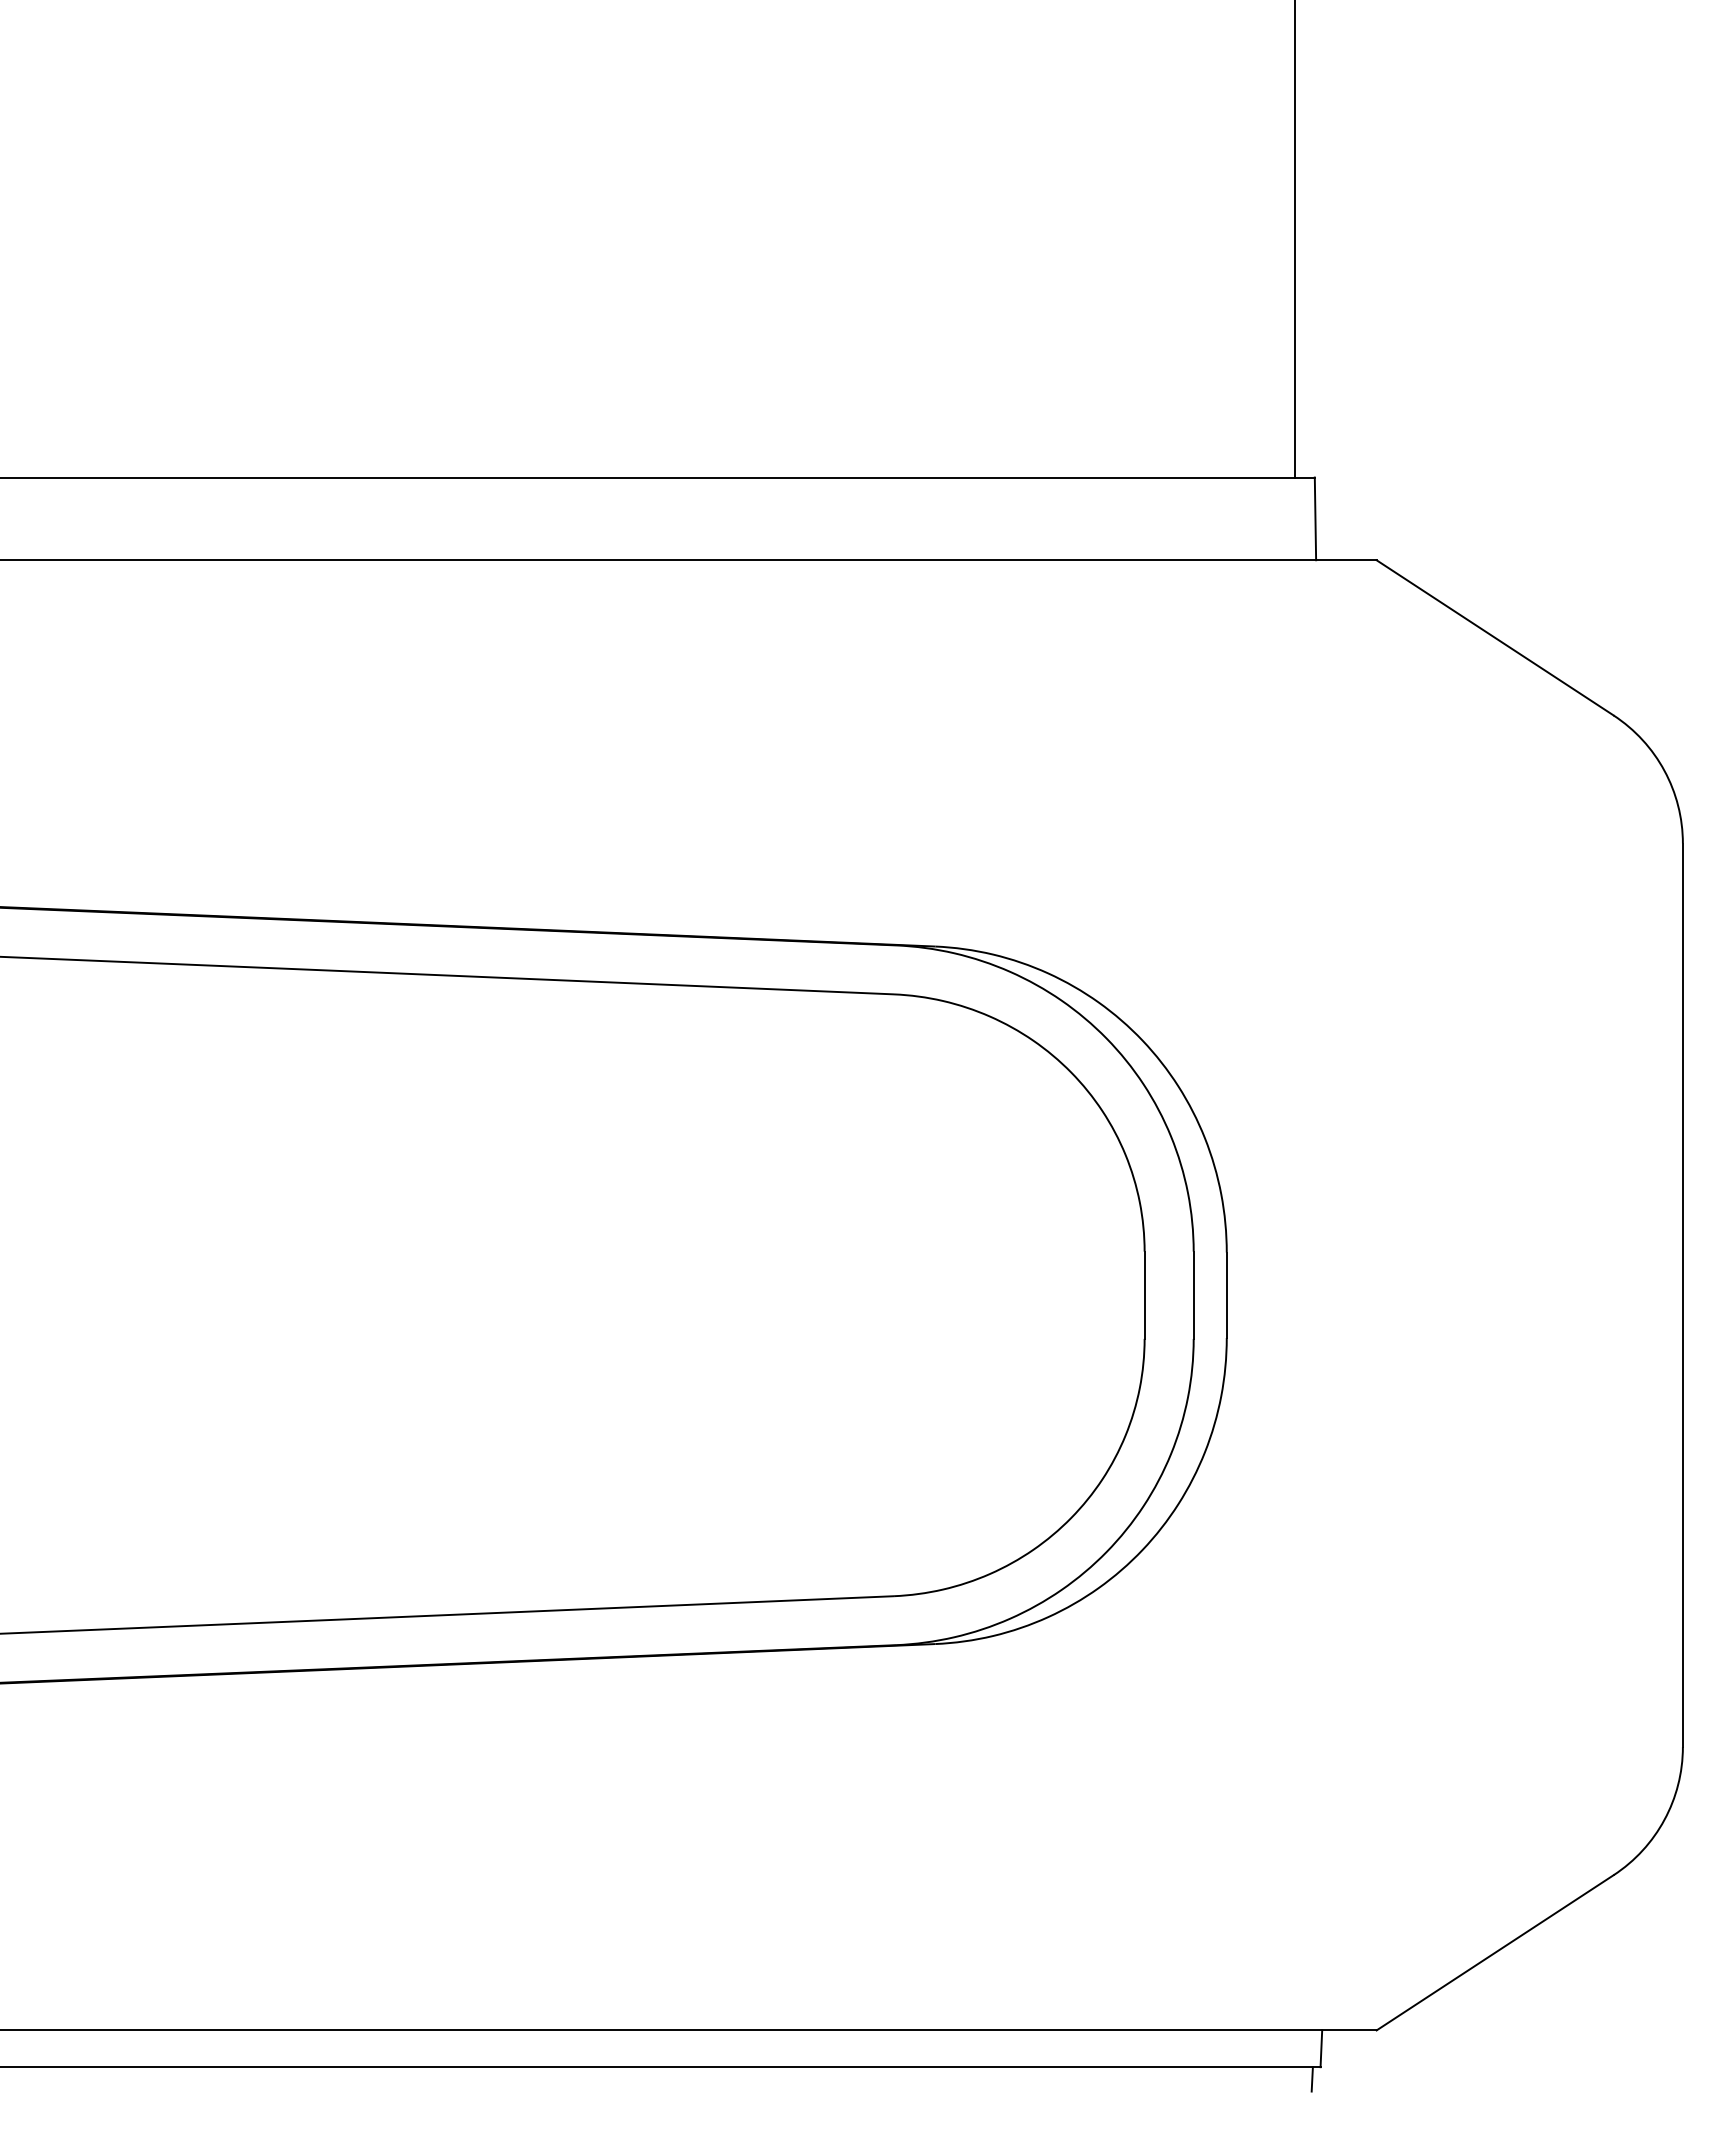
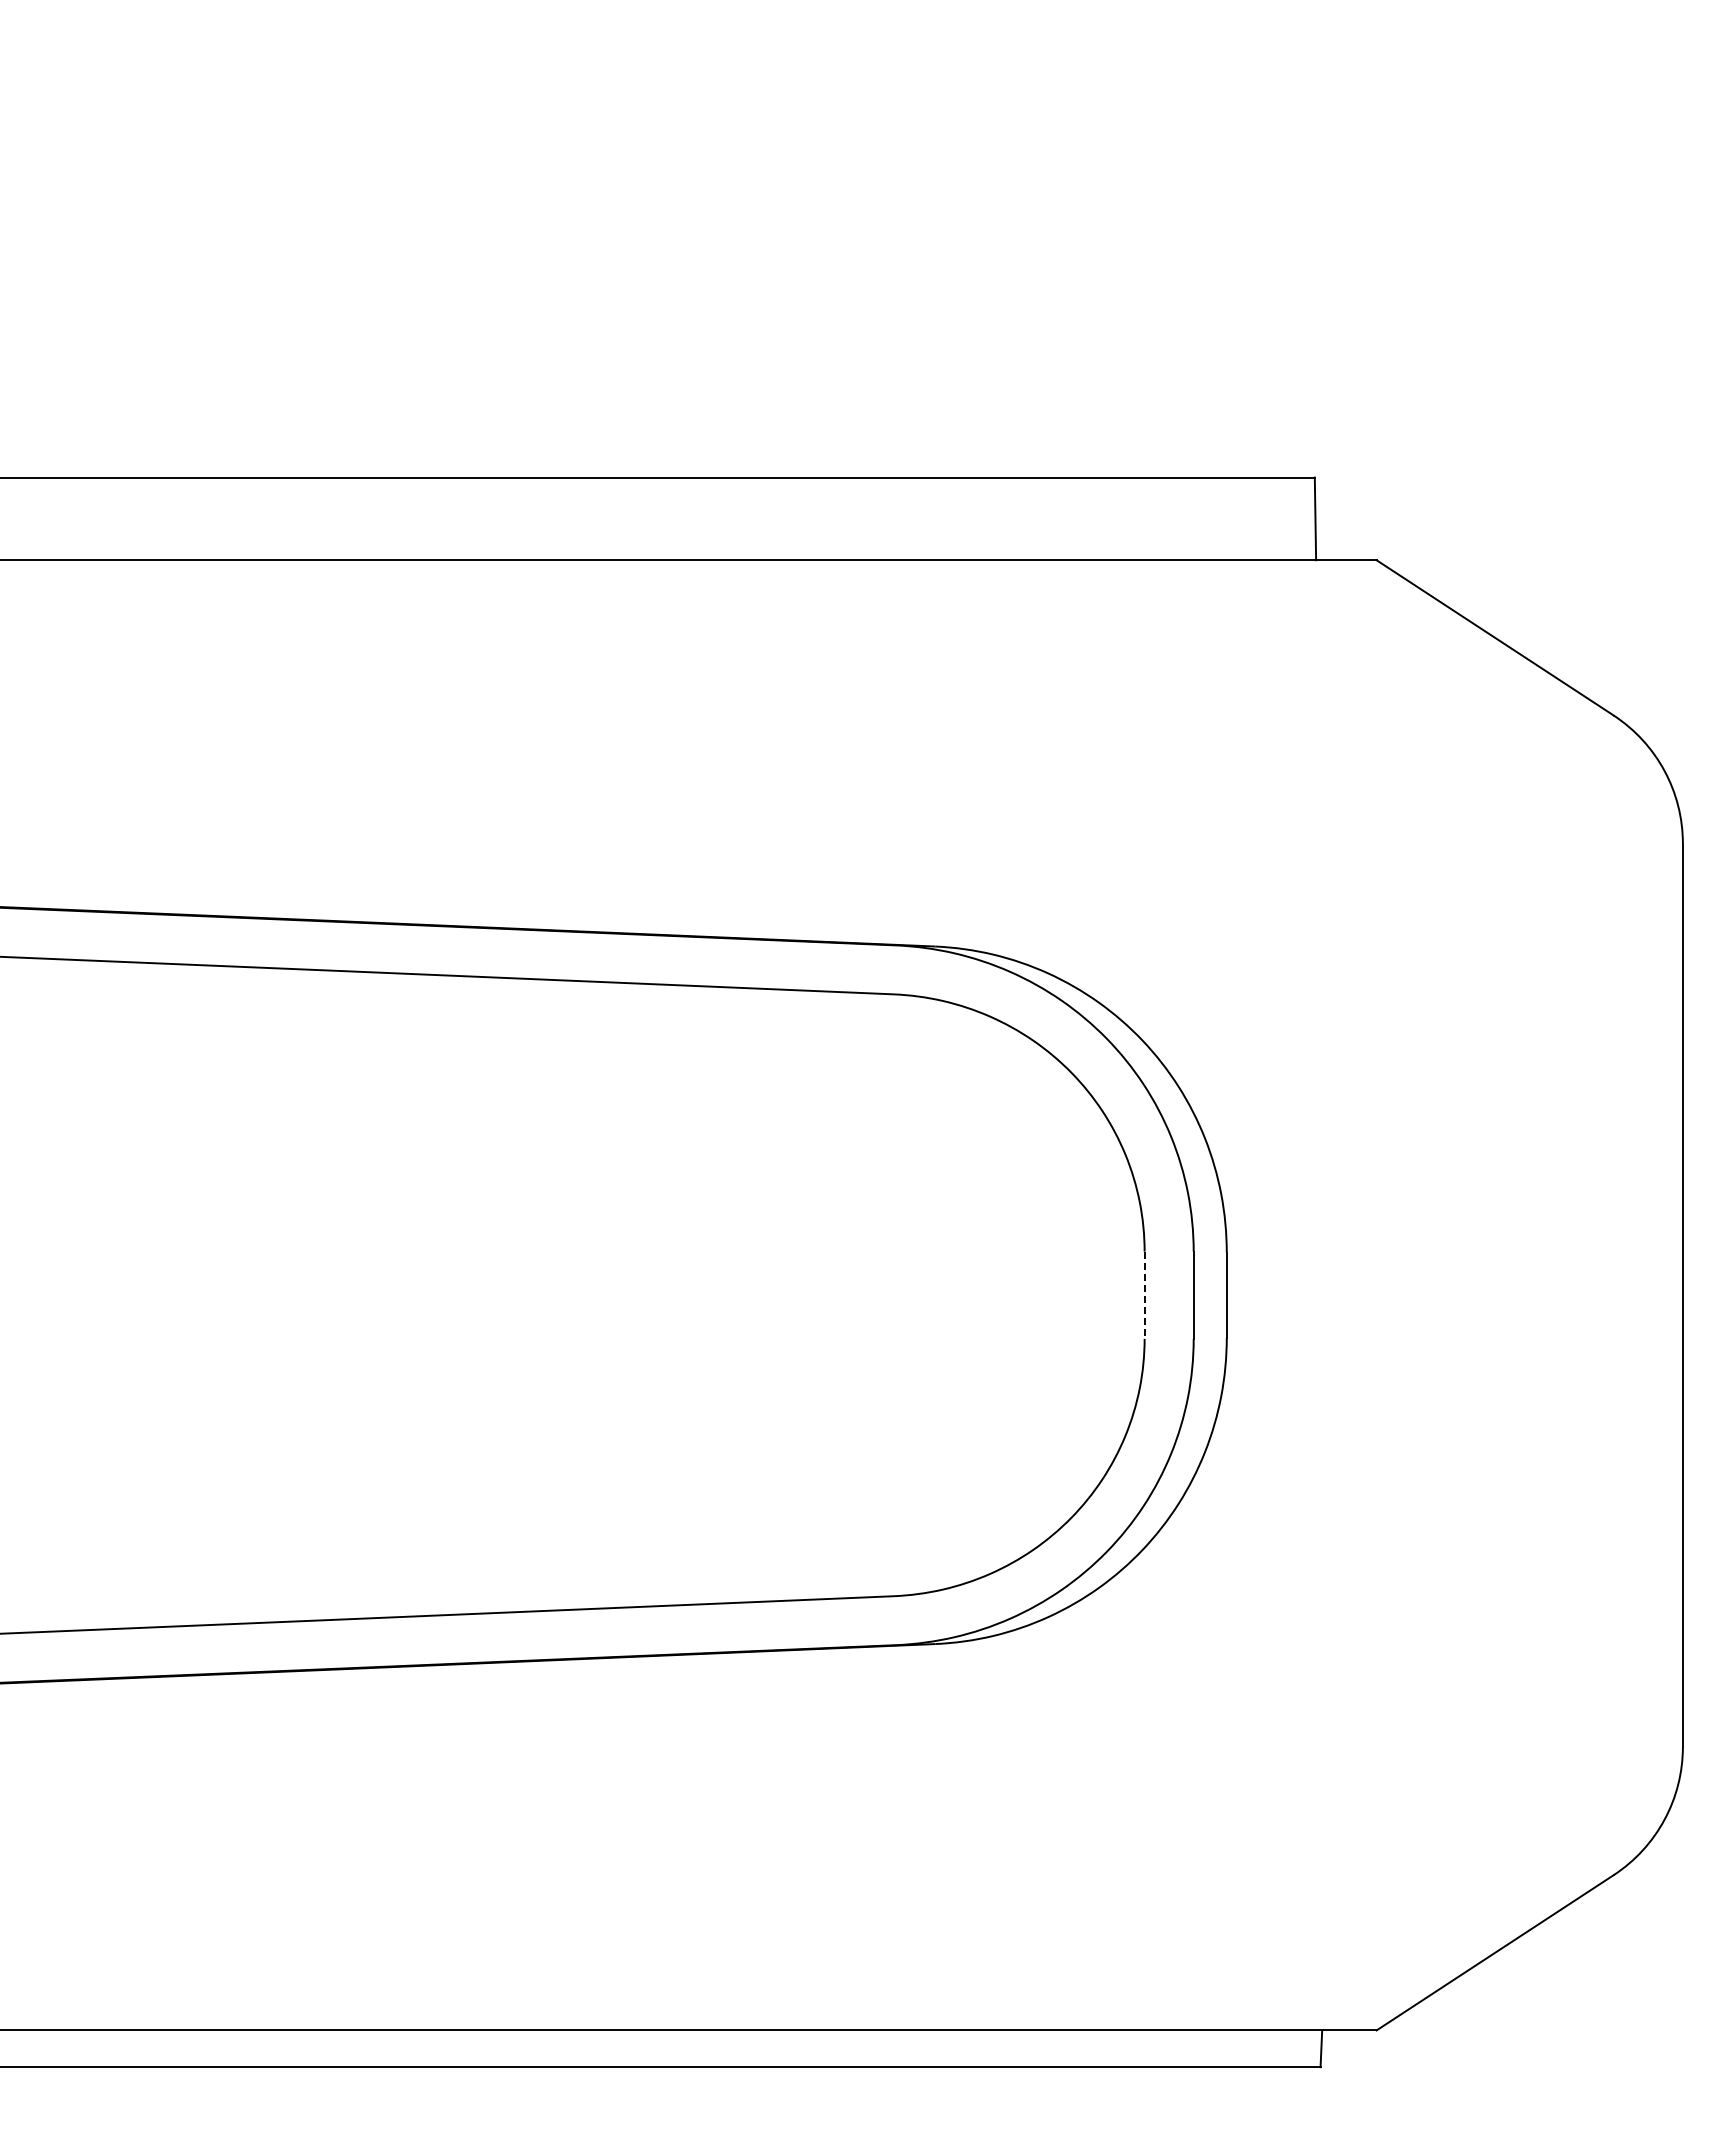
line: present -> none (1295, 239)
line: solid -> dashed (1144, 1295)
line: present -> none (1311, 2079)
